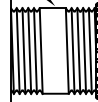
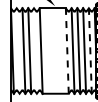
line: present -> none (17, 50)
line: present -> none (35, 50)
line: solid -> dashed (67, 51)
line: solid -> dashed (90, 51)
